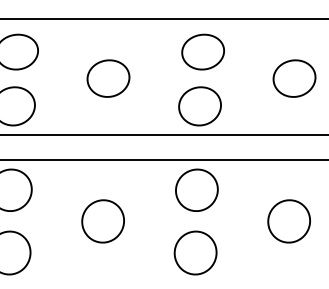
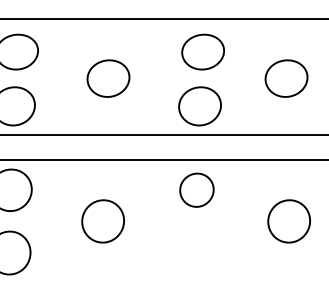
part position: (294, 78) -> (286, 78) (286, 78)
part size: 44x44 px -> 36x36 px (196, 189)
part: present -> none (195, 252)
